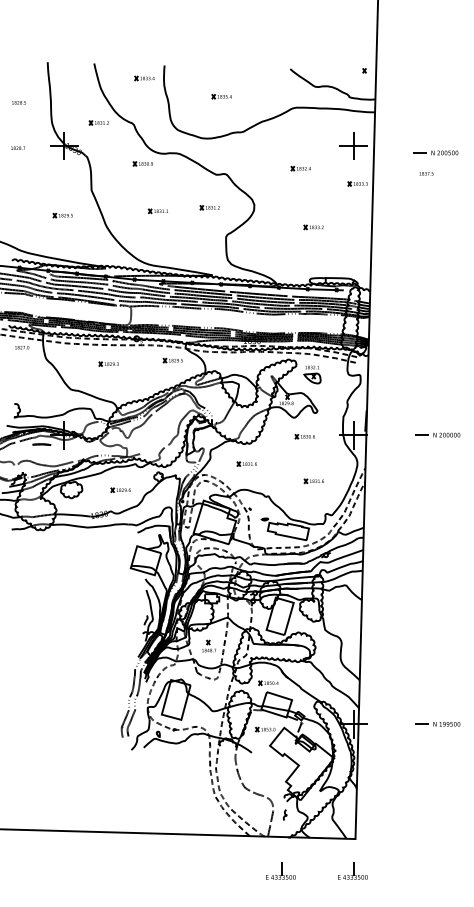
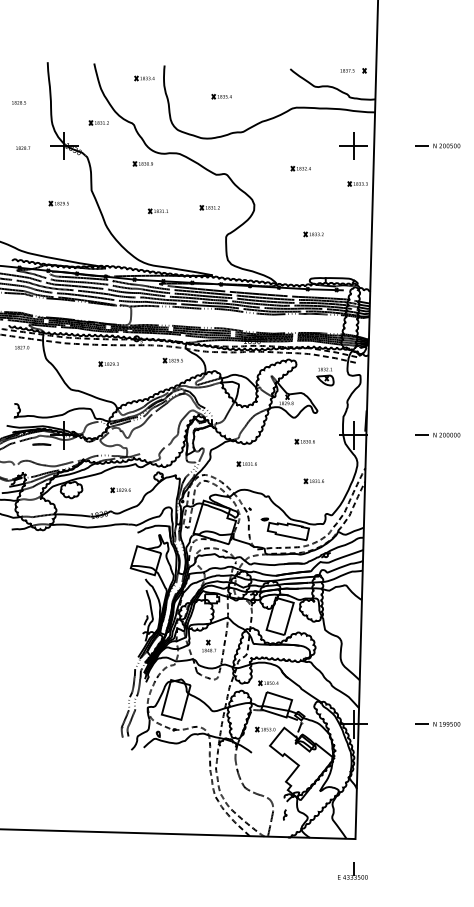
text position: (18, 147) -> (23, 147) (23, 147)
part position: (435, 152) -> (437, 145) (437, 145)
text position: (426, 173) -> (347, 70) (347, 70)
part position: (62, 215) -> (58, 203) (58, 203)
part position: (313, 227) -> (313, 234) (313, 234)
part position: (312, 374) -> (325, 376) (325, 376)
part position: (304, 436) -> (304, 441) (304, 441)
part: present -> none (280, 870)
